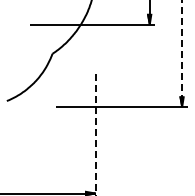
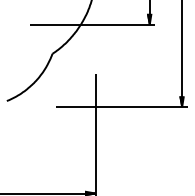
line: dashed -> solid (182, 54)
line: dashed -> solid (95, 135)
